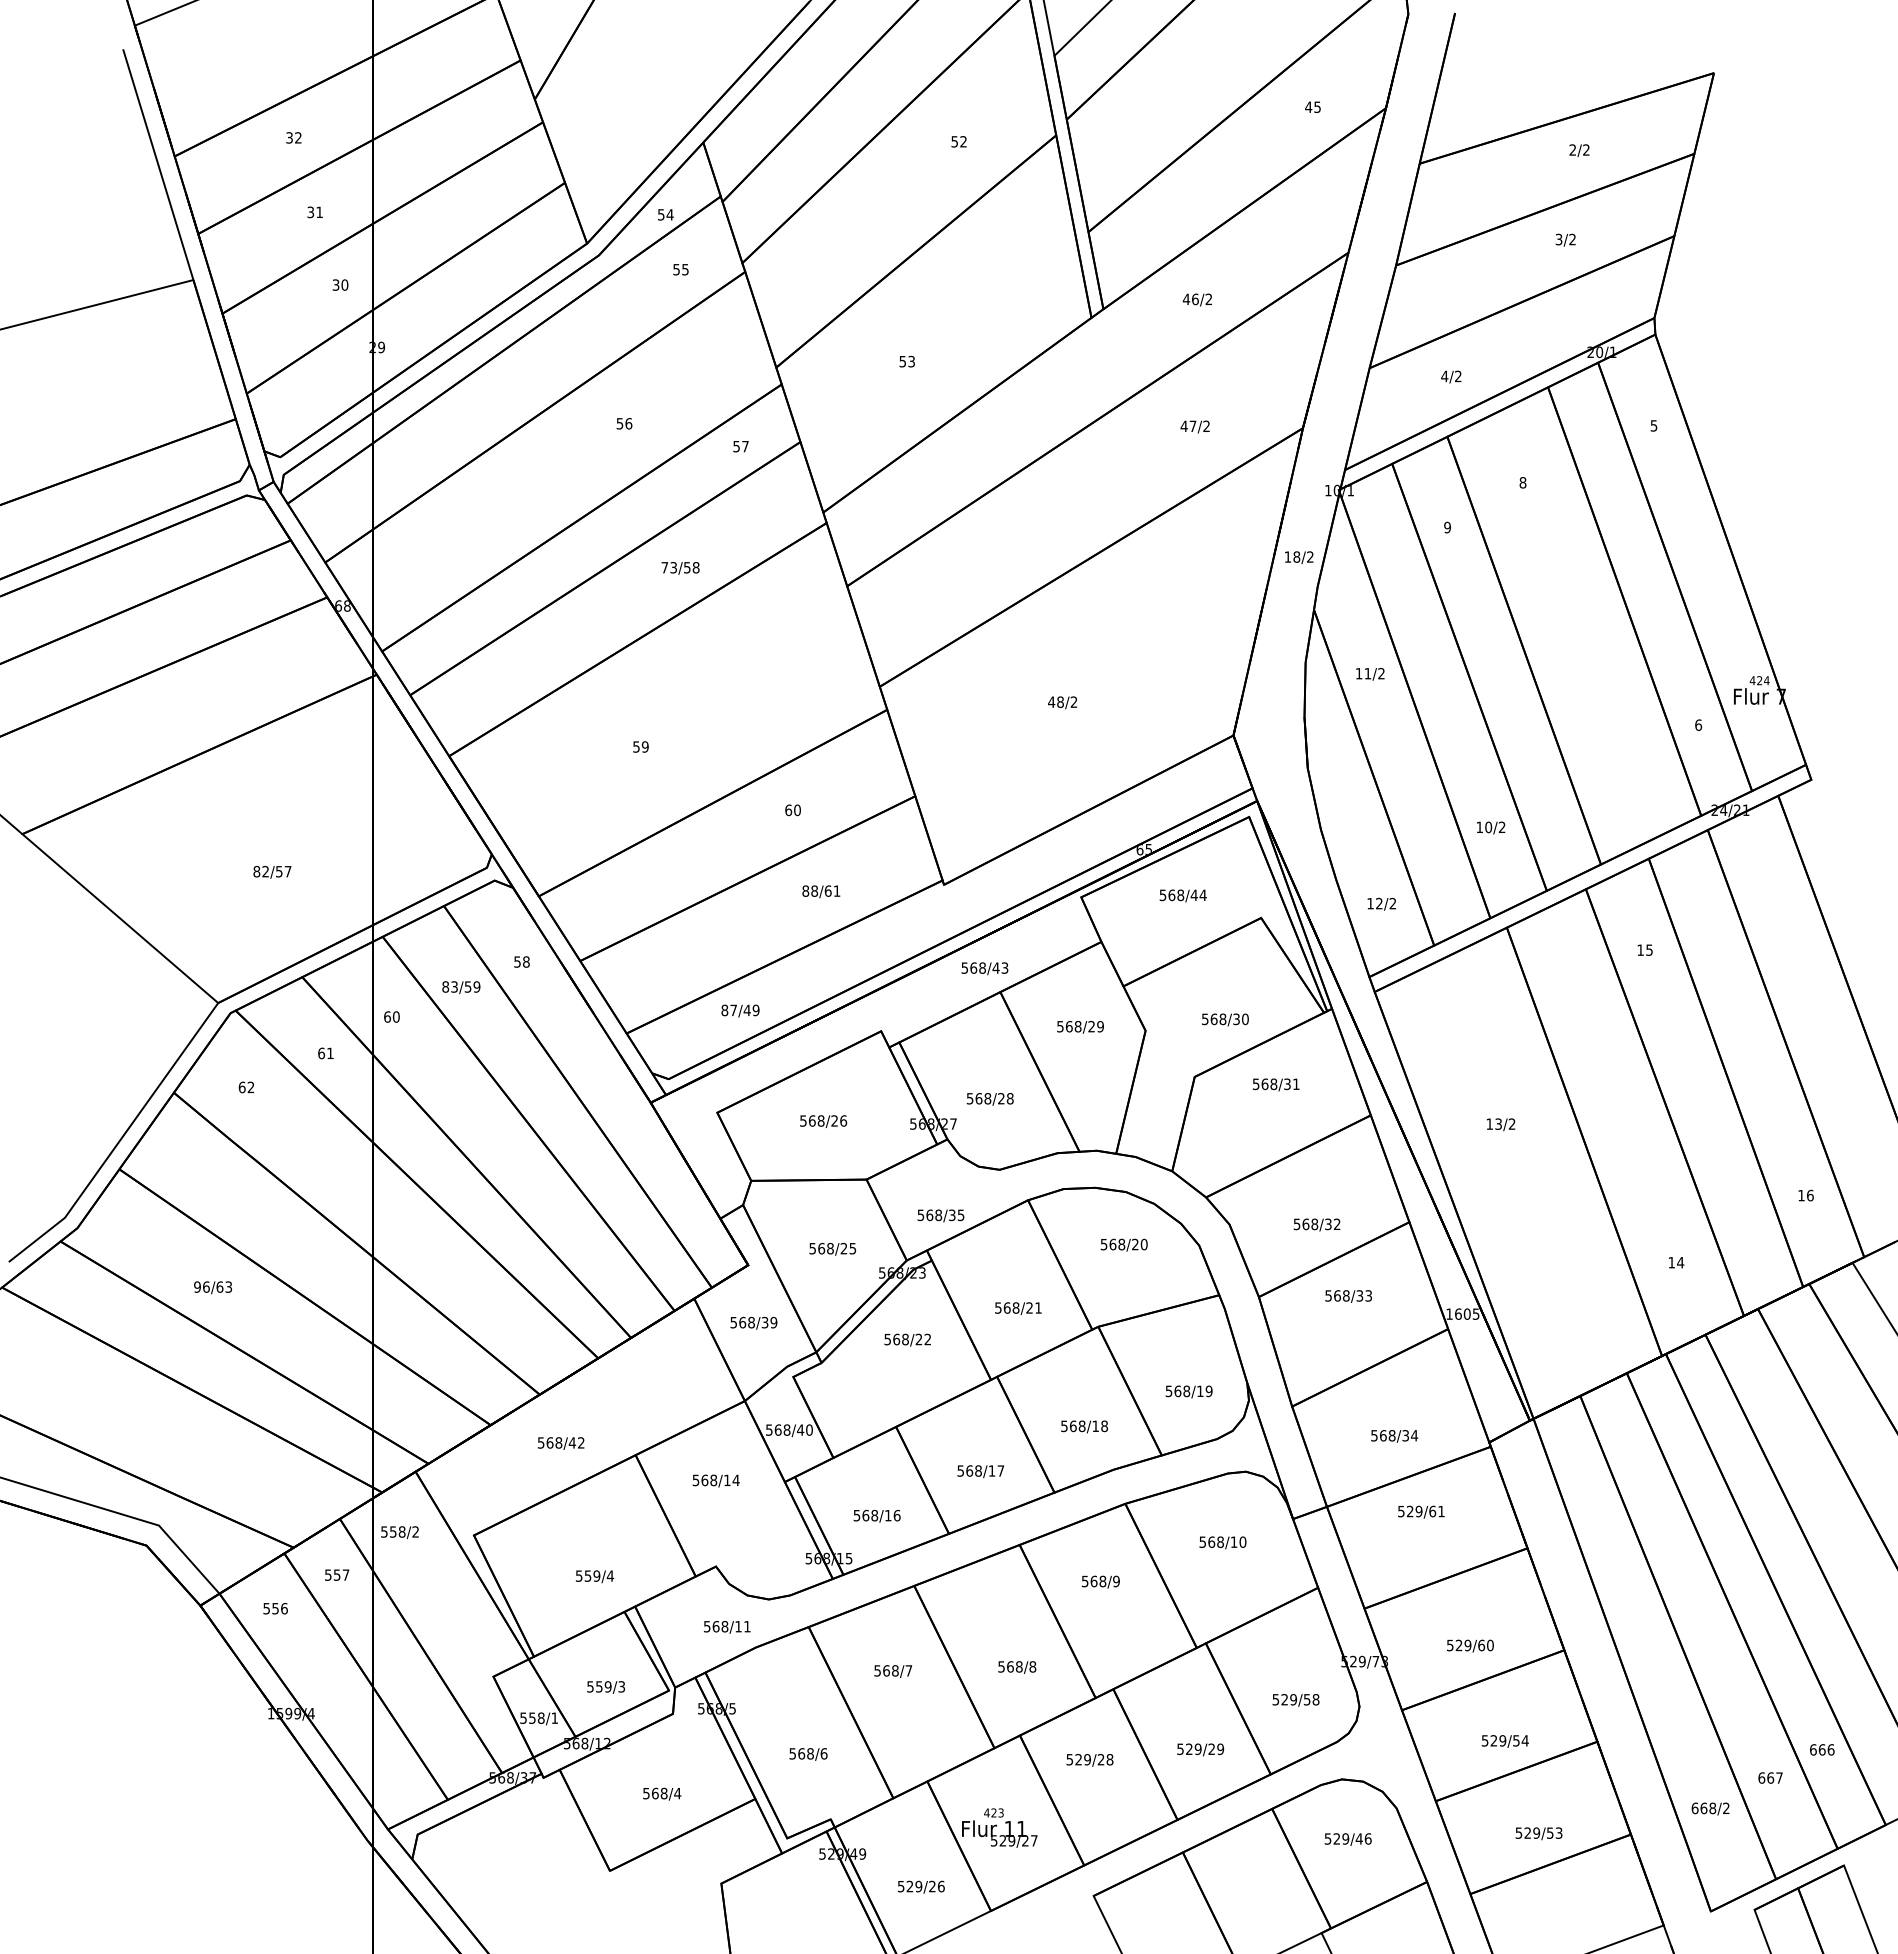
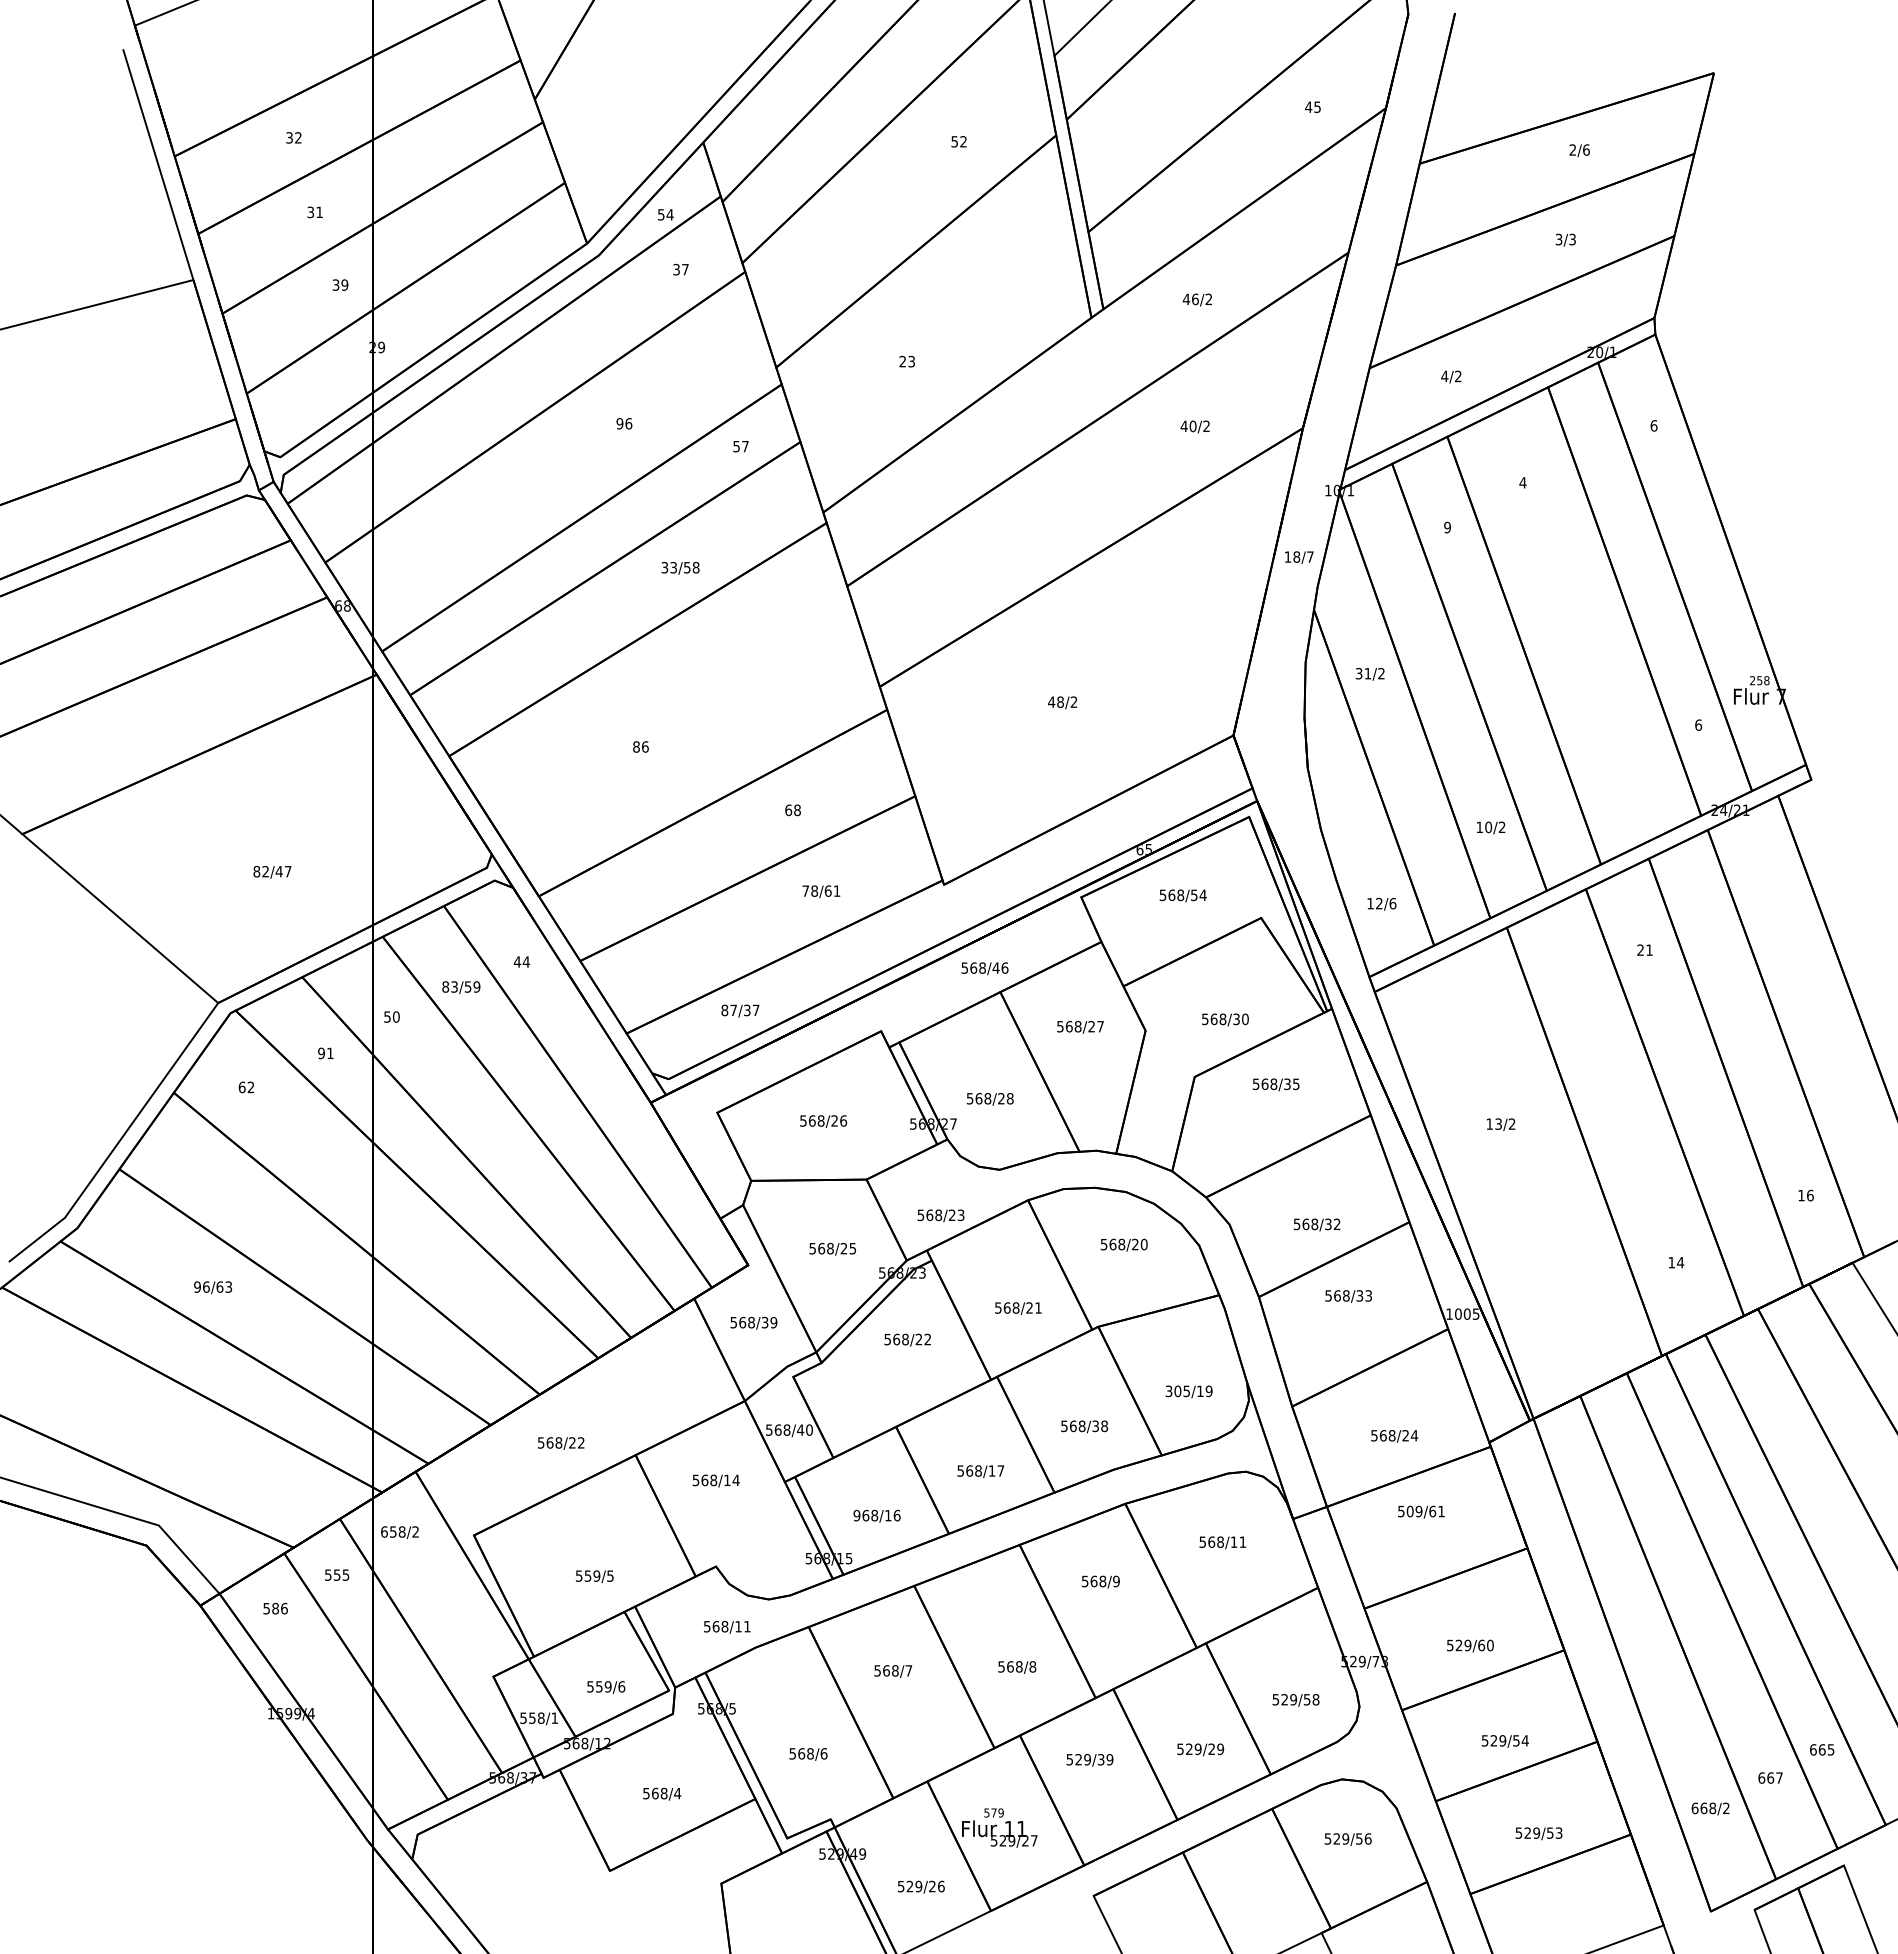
text: 2/2 -> 2/6 (1586, 149)
text: 3/2 -> 3/3 (1572, 239)
text: 55 -> 37 (680, 269)
text: 30 -> 39 (344, 284)
text: 53 -> 23 (902, 361)
text: 56 -> 96 (619, 423)
text: 5 -> 6 (1653, 425)
text: 47/2 -> 40/2 (1192, 426)
text: 8 -> 4 (1522, 482)
text: 18/2 -> 18/7 (1310, 556)
text: 73/58 -> 33/58 (664, 567)
text: 11/2 -> 31/2 (1358, 673)
text: 424 -> 258 (1759, 680)
text: 59 -> 86 (640, 746)
text: 60 -> 68 (797, 810)
text: 82/57 -> 82/47 (278, 871)
text: 88/61 -> 78/61 (805, 890)
text: 568/44 -> 568/54 (1193, 895)
text: 12/2 -> 12/6 (1392, 903)
text: 15 -> 21 (1644, 949)
text: 58 -> 44 (521, 961)
text: 568/43 -> 568/46 (1004, 967)
text: 87/49 -> 87/37 (751, 1010)
text: 60 -> 50 (387, 1016)
text: 568/29 -> 568/27 (1100, 1026)
text: 61 -> 91 (321, 1053)
text: 568/31 -> 568/35 (1296, 1084)
text: 568/35 -> 568/23 (956, 1215)
text: 1605 -> 1005 (1458, 1313)
text: 568/19 -> 305/19 (1178, 1391)
text: 568/18 -> 568/38 (1095, 1426)
text: 568/34 -> 568/24 (1405, 1435)
text: 568/42 -> 568/22 (572, 1442)
text: 529/61 -> 509/61 (1409, 1511)
text: 568/16 -> 968/16 (856, 1515)
text: 558/2 -> 658/2 (384, 1531)
text: 568/10 -> 568/11 (1242, 1541)
text: 557 -> 555 (345, 1574)
text: 559/4 -> 559/5 (610, 1575)
text: 556 -> 586 (275, 1608)
text: 559/3 -> 559/6 (621, 1686)
text: 666 -> 665 (1830, 1749)
text: 529/28 -> 529/39 (1105, 1759)
text: 423 -> 579 (993, 1812)
text: 529/46 -> 529/56 (1358, 1838)
